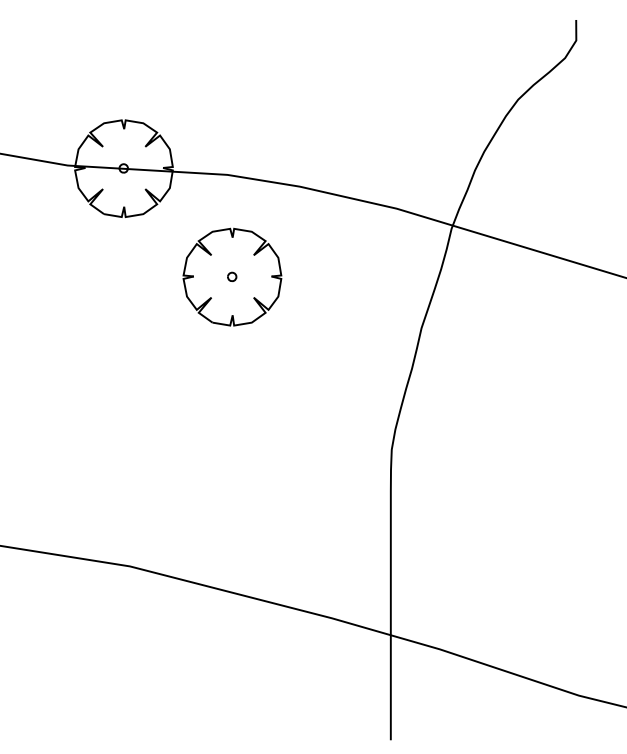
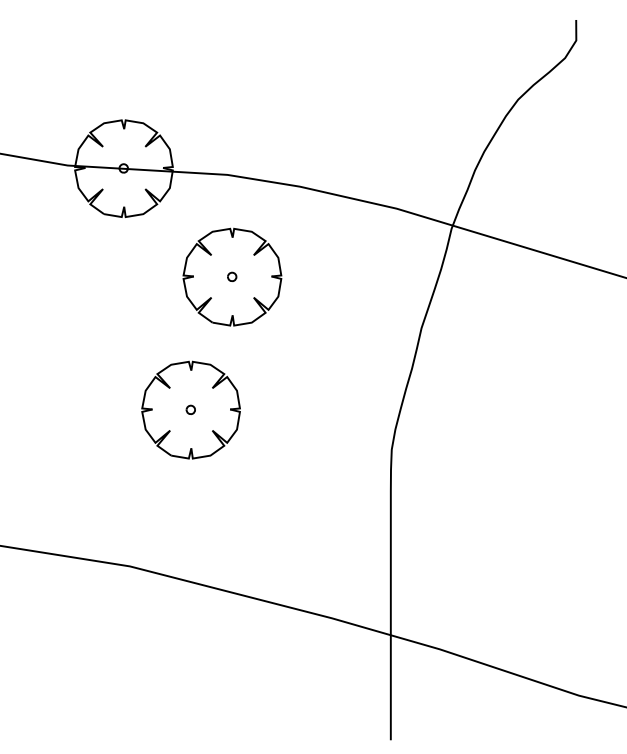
part: none -> present (190, 409)
